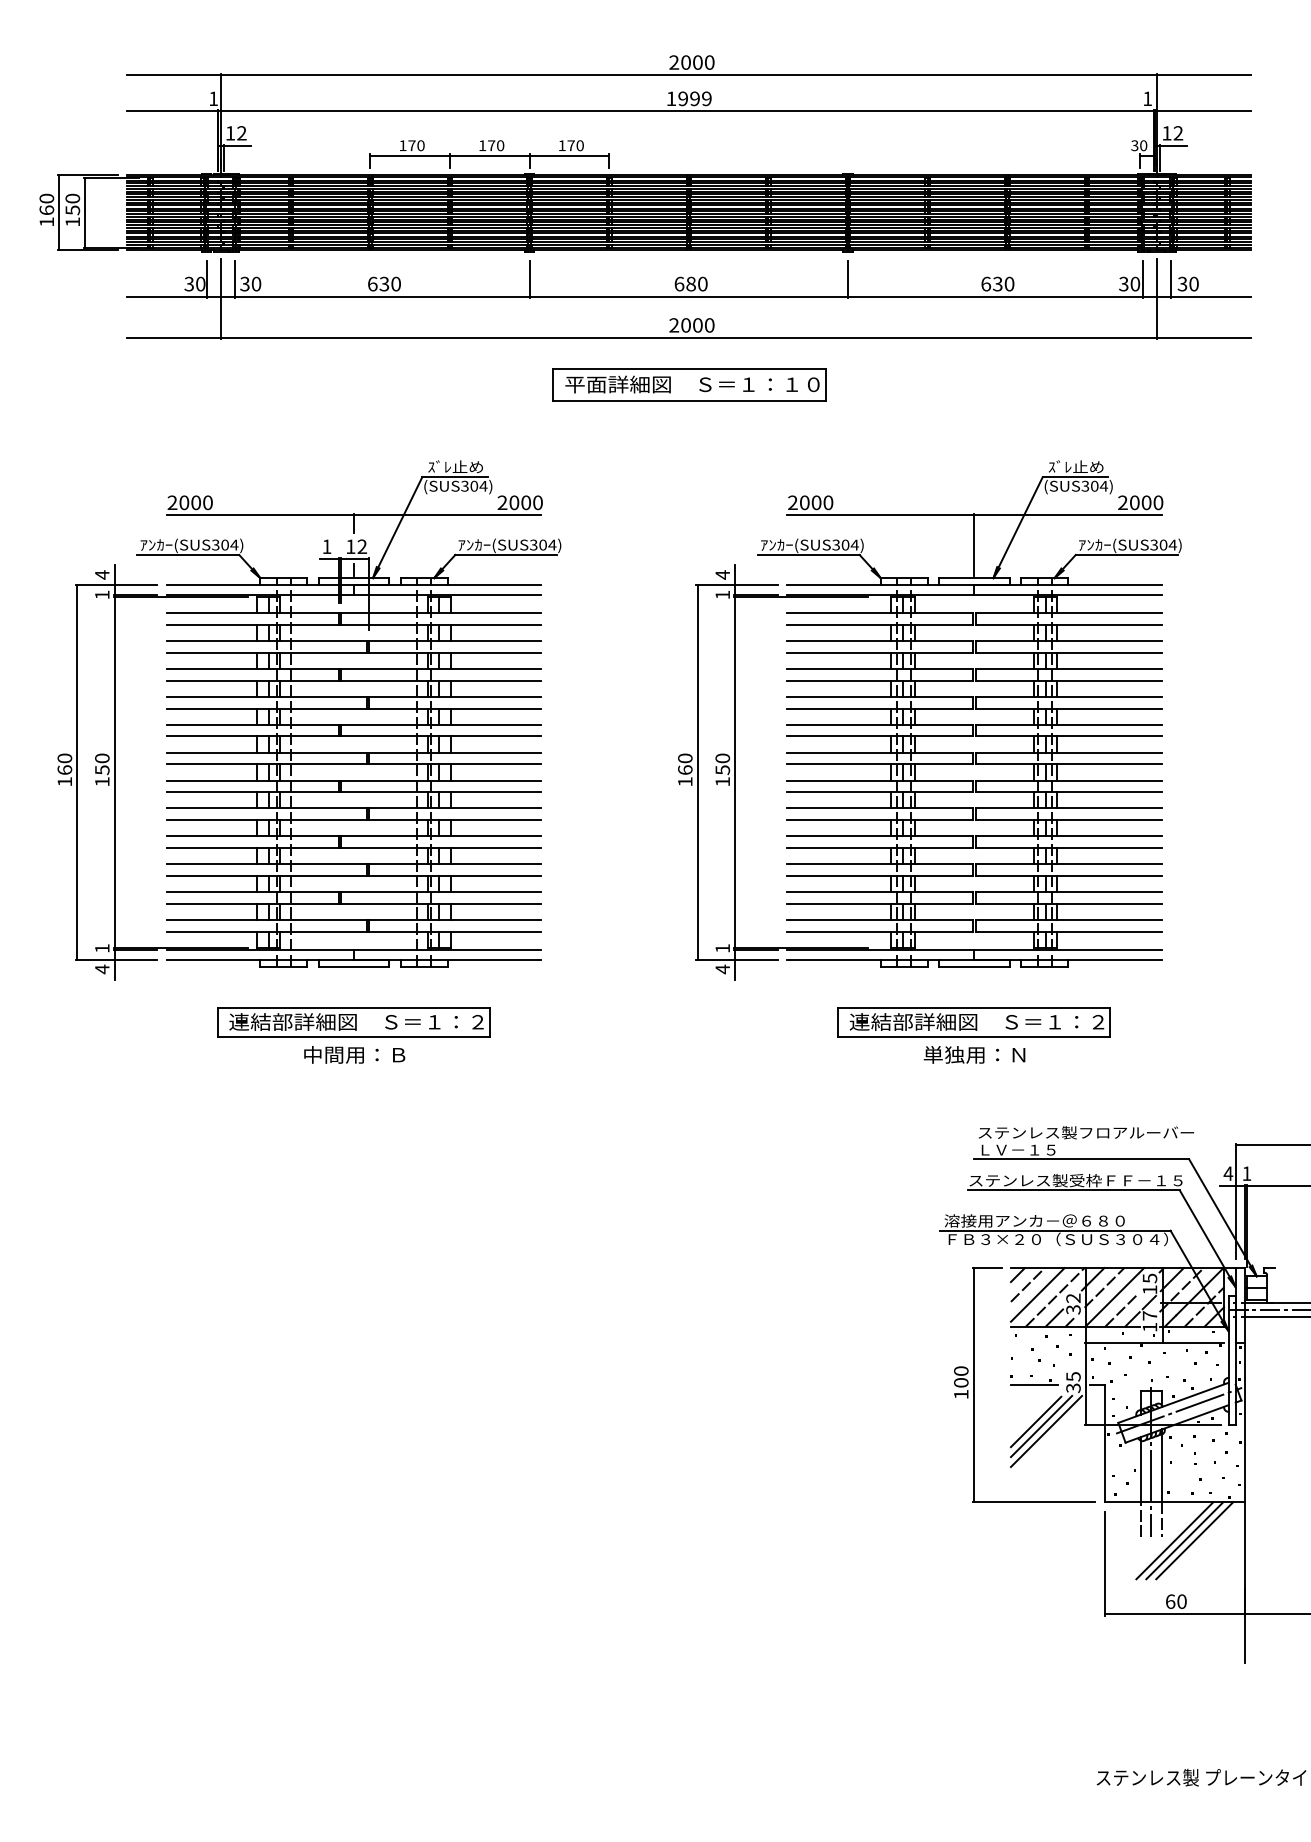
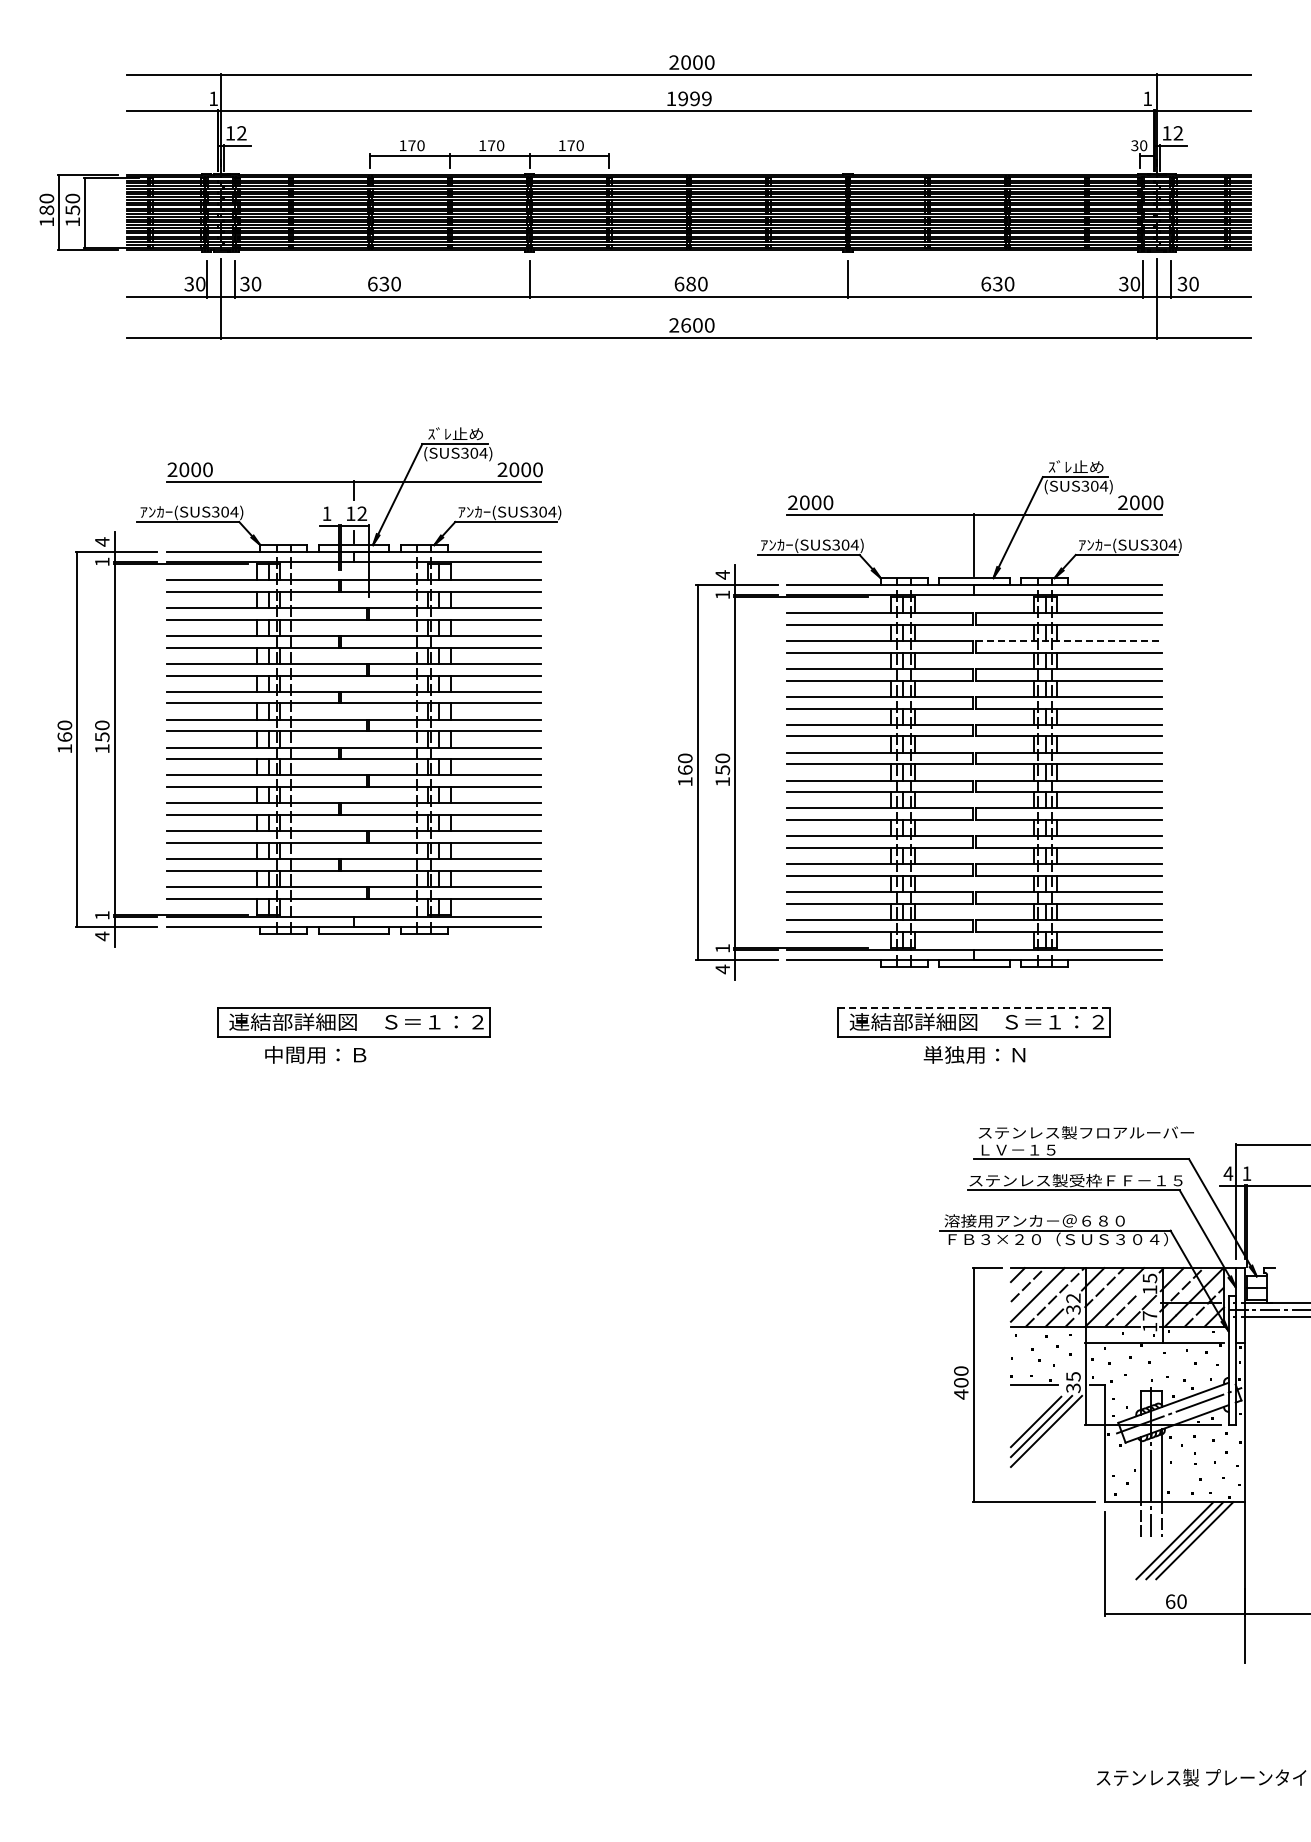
text: 160 -> 180 (46, 210)
text: 2000 -> 2600 (686, 325)
part: present -> none (689, 384)
line: solid -> dashed (1069, 640)
part position: (309, 720) -> (309, 687) (309, 687)
line: solid -> dashed (974, 1007)
text position: (354, 1054) -> (315, 1054) (315, 1054)
text: 100 -> 400 (961, 1394)
